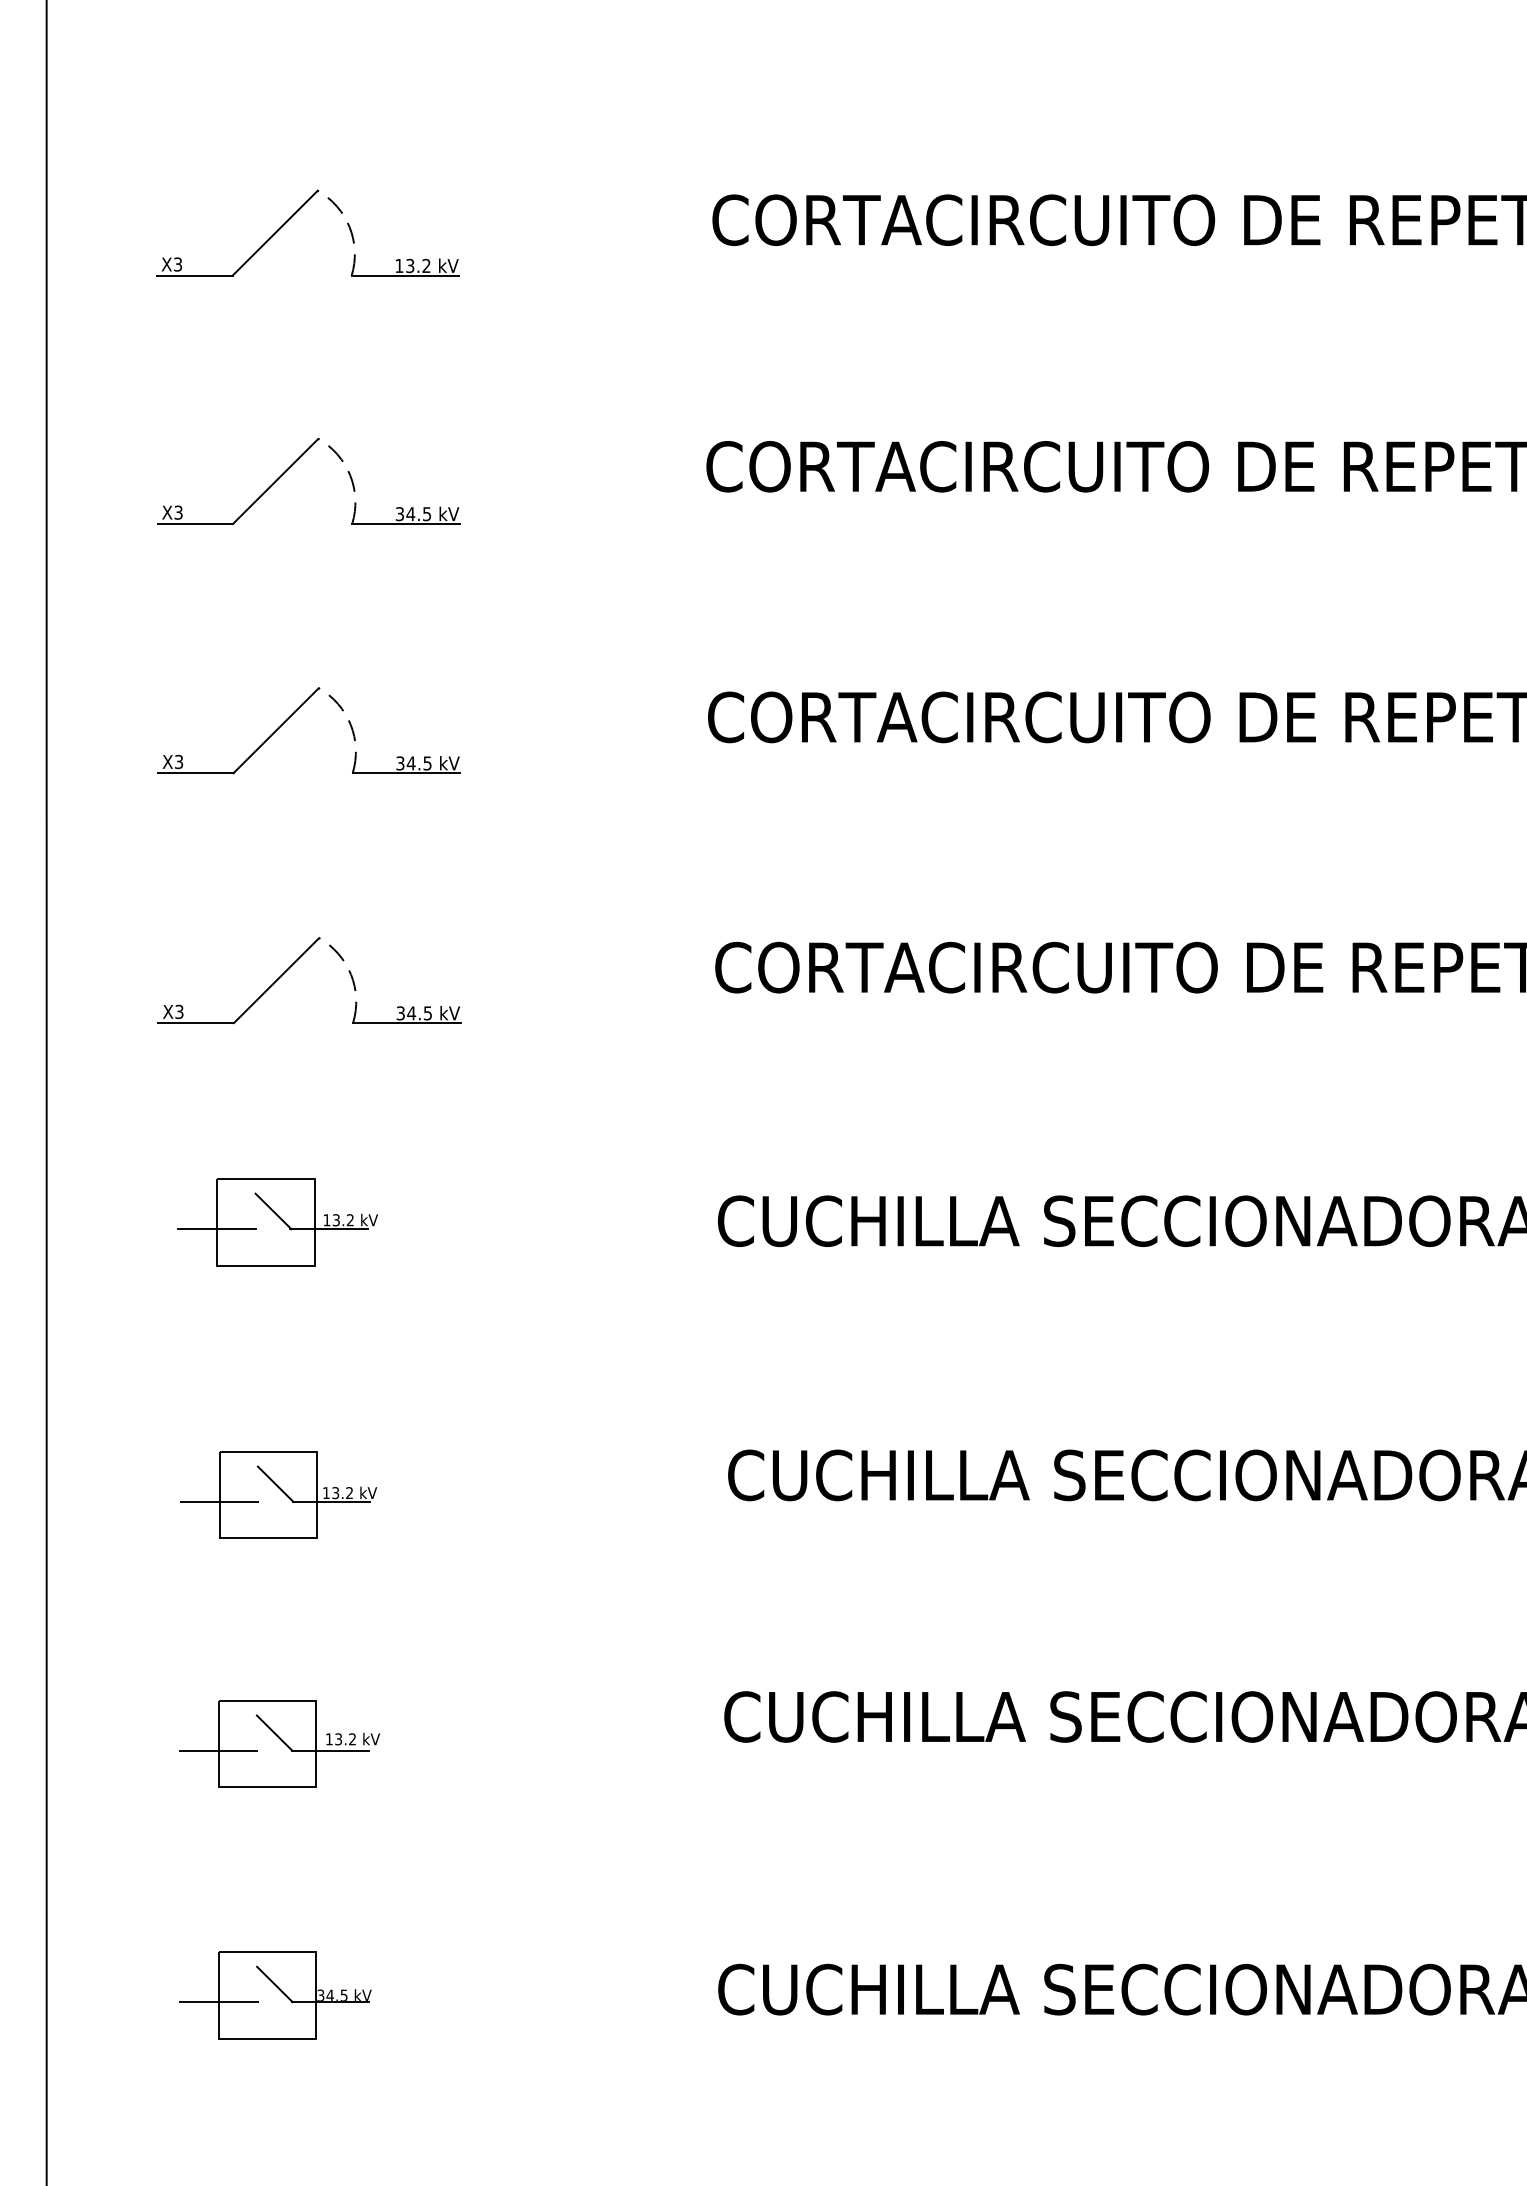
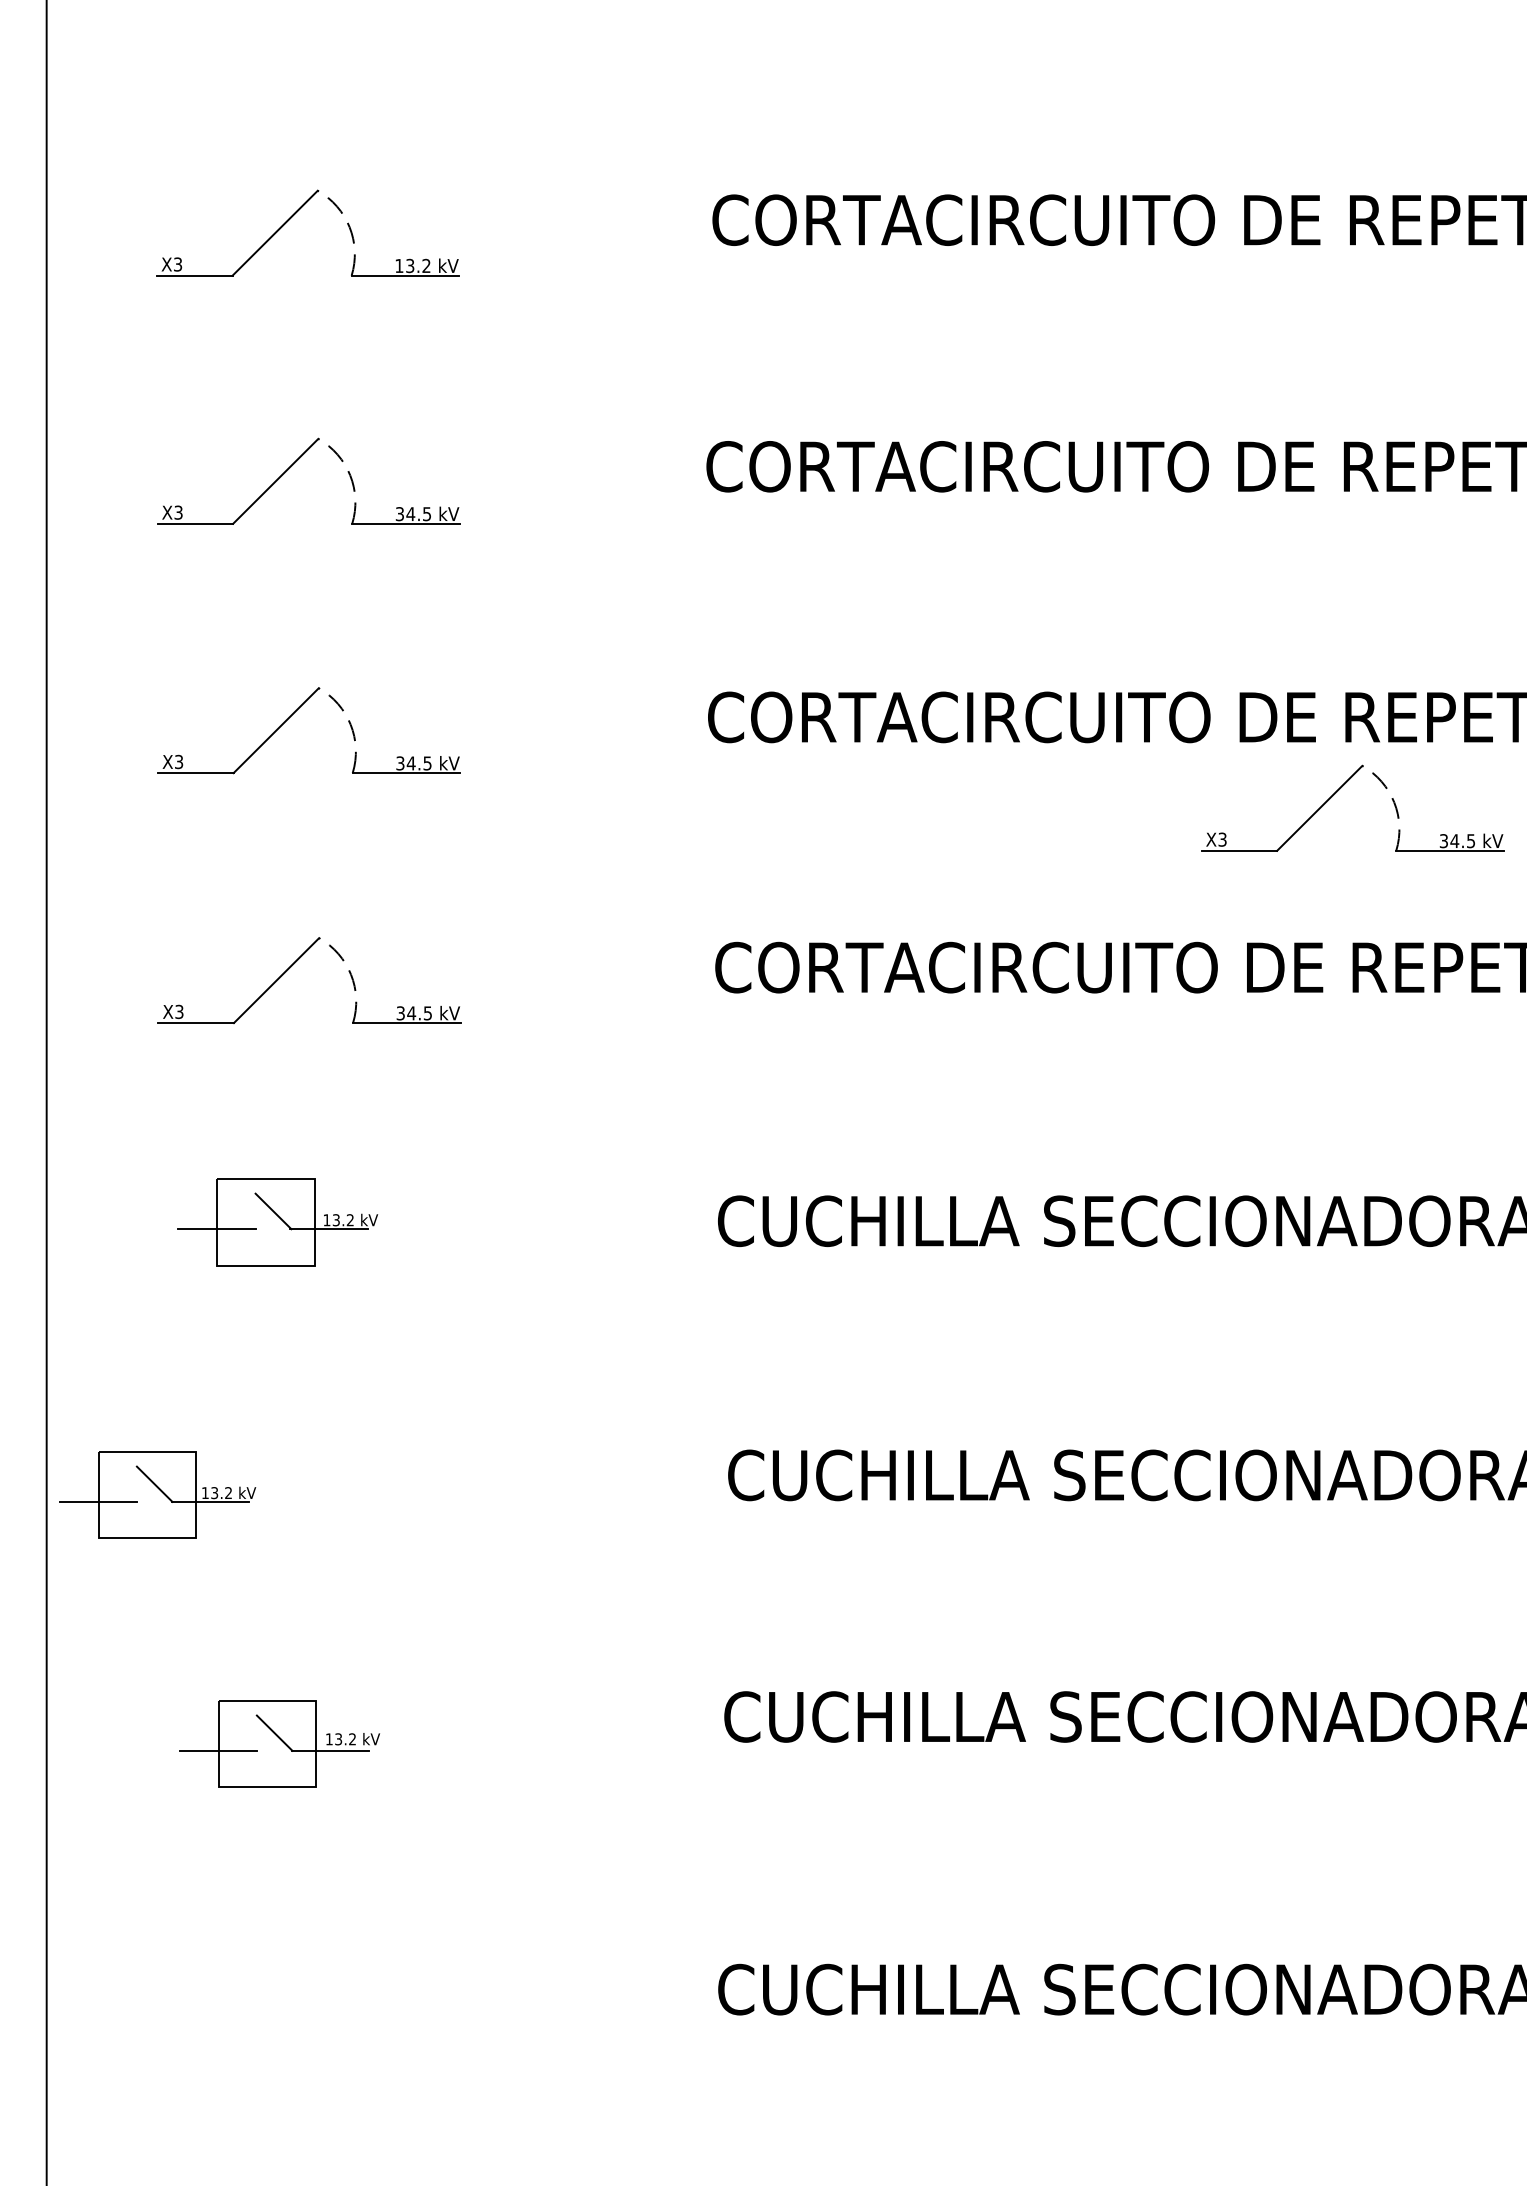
part: none -> present (1337, 792)
part position: (278, 1494) -> (157, 1494) (157, 1494)
part: present -> none (275, 1995)
